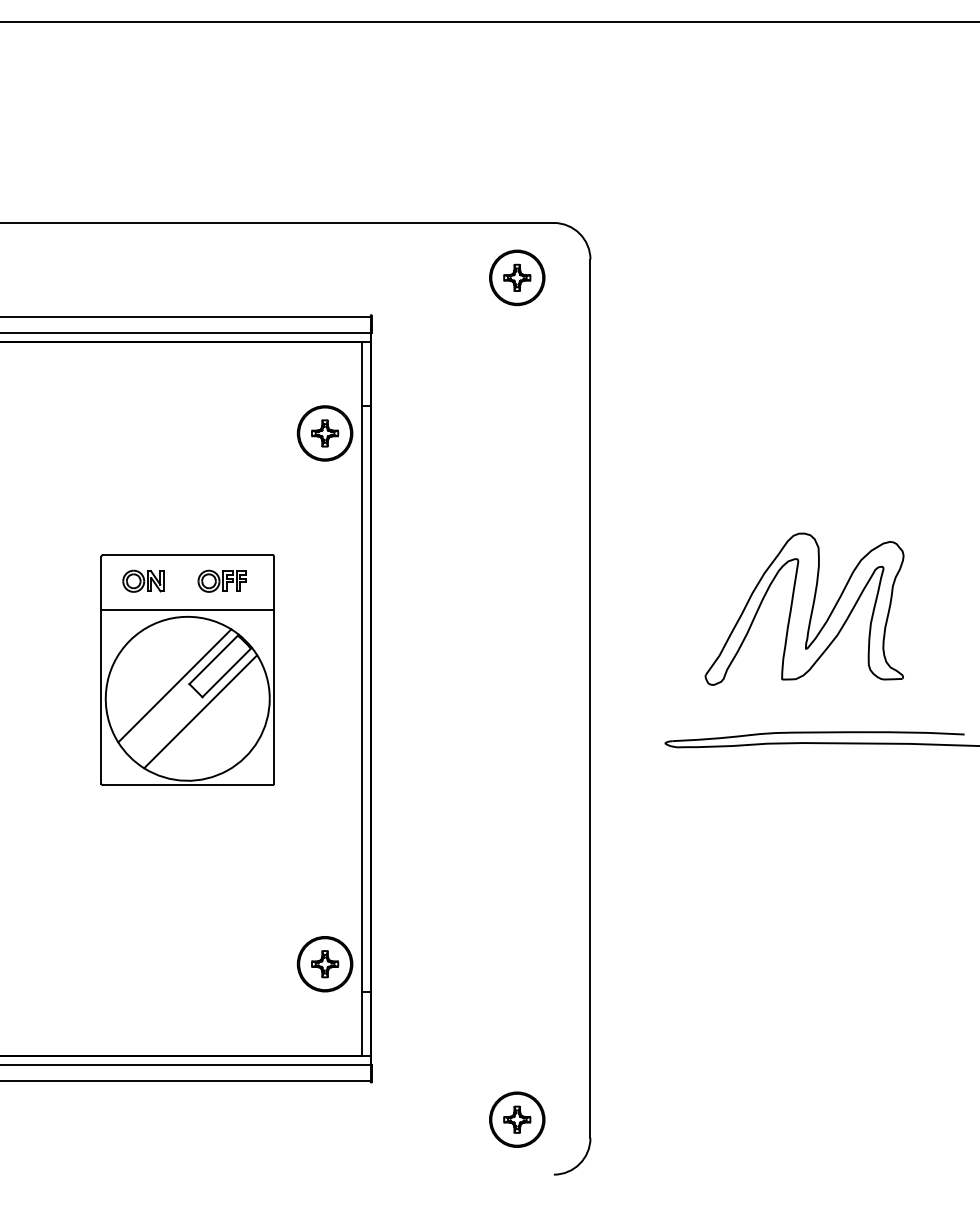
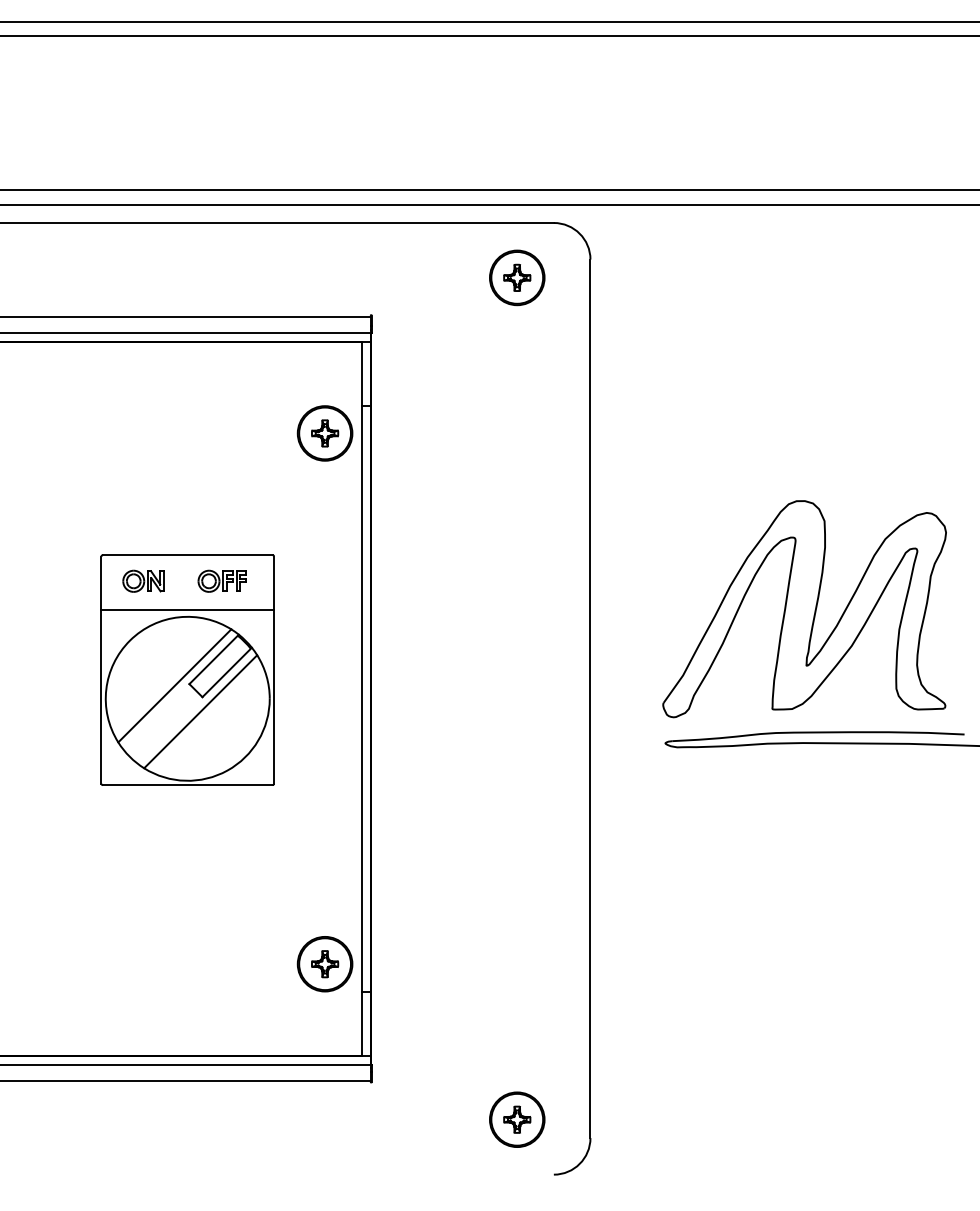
line: none -> present (489, 36)
line: none -> present (489, 190)
line: none -> present (489, 204)
part size: 201x154 px -> 285x219 px (804, 609)
